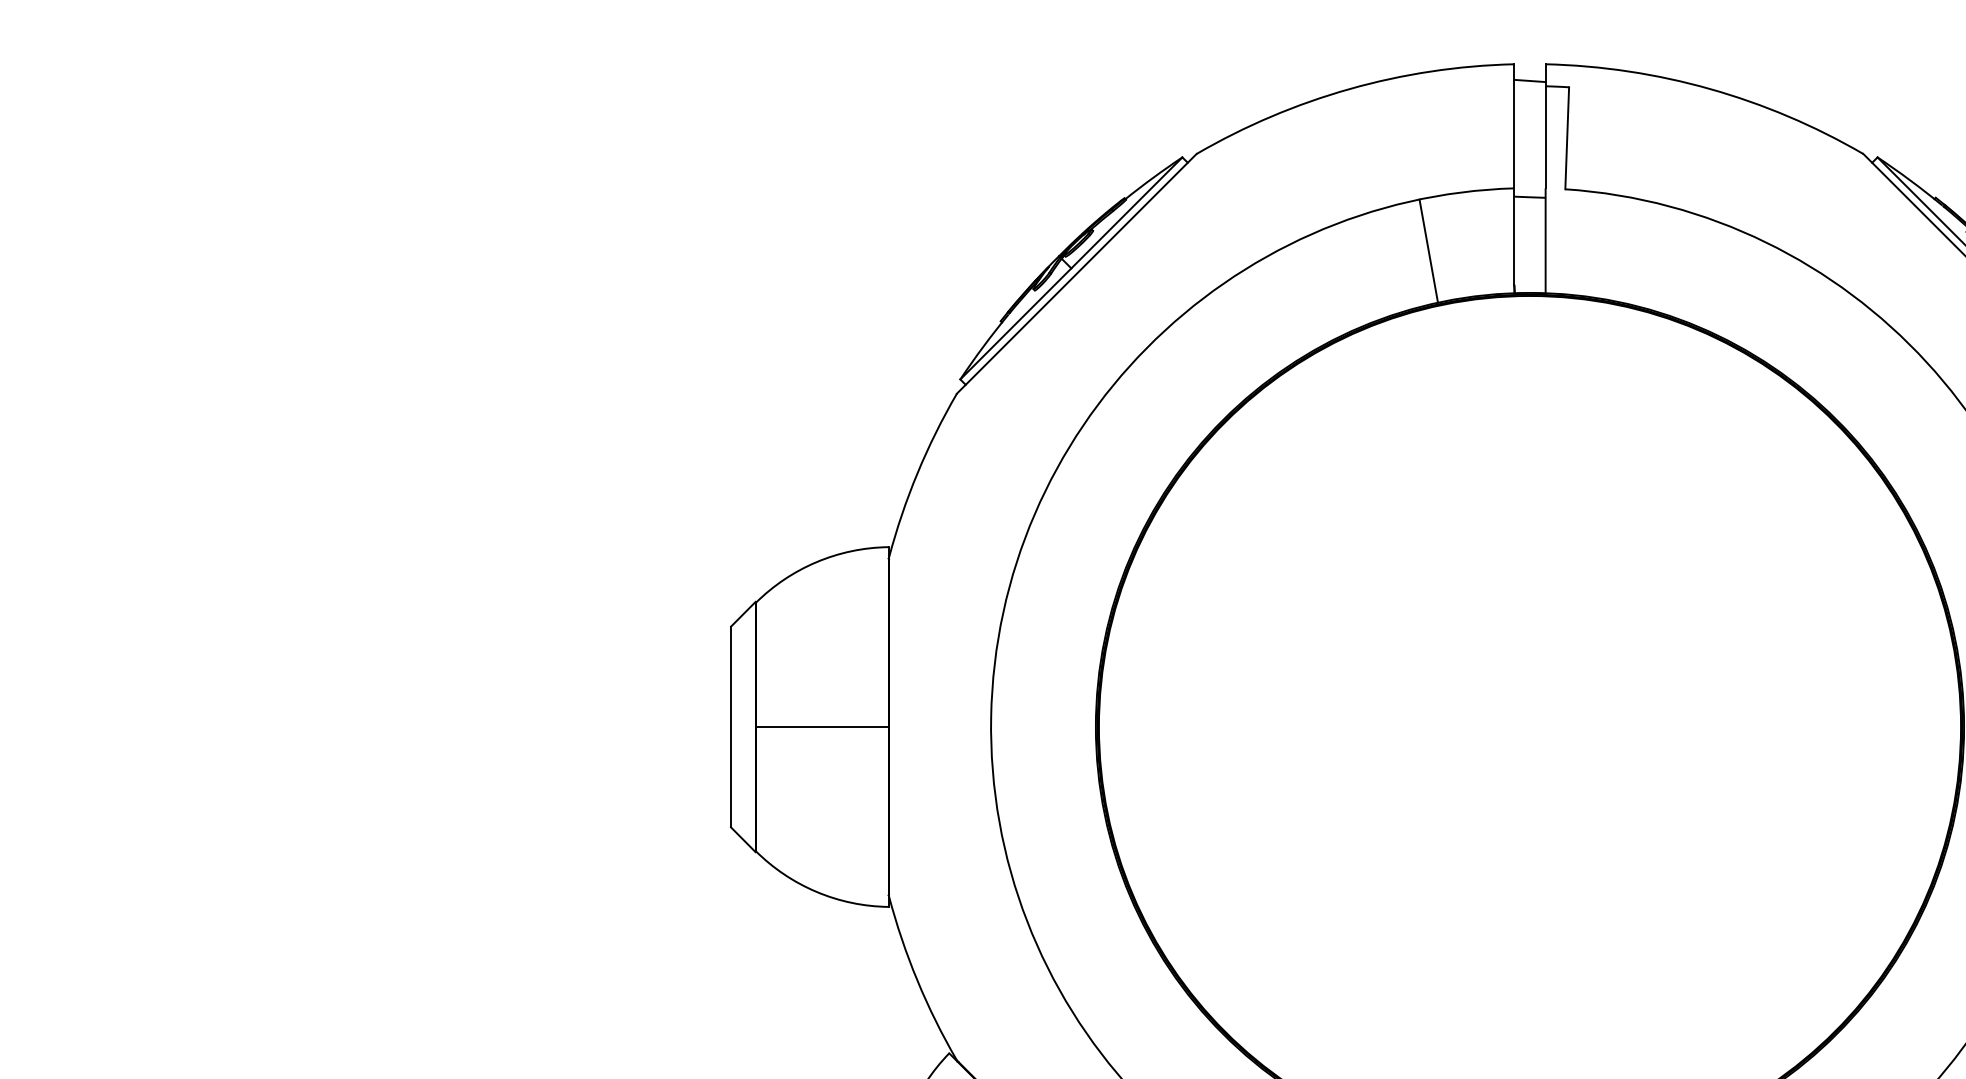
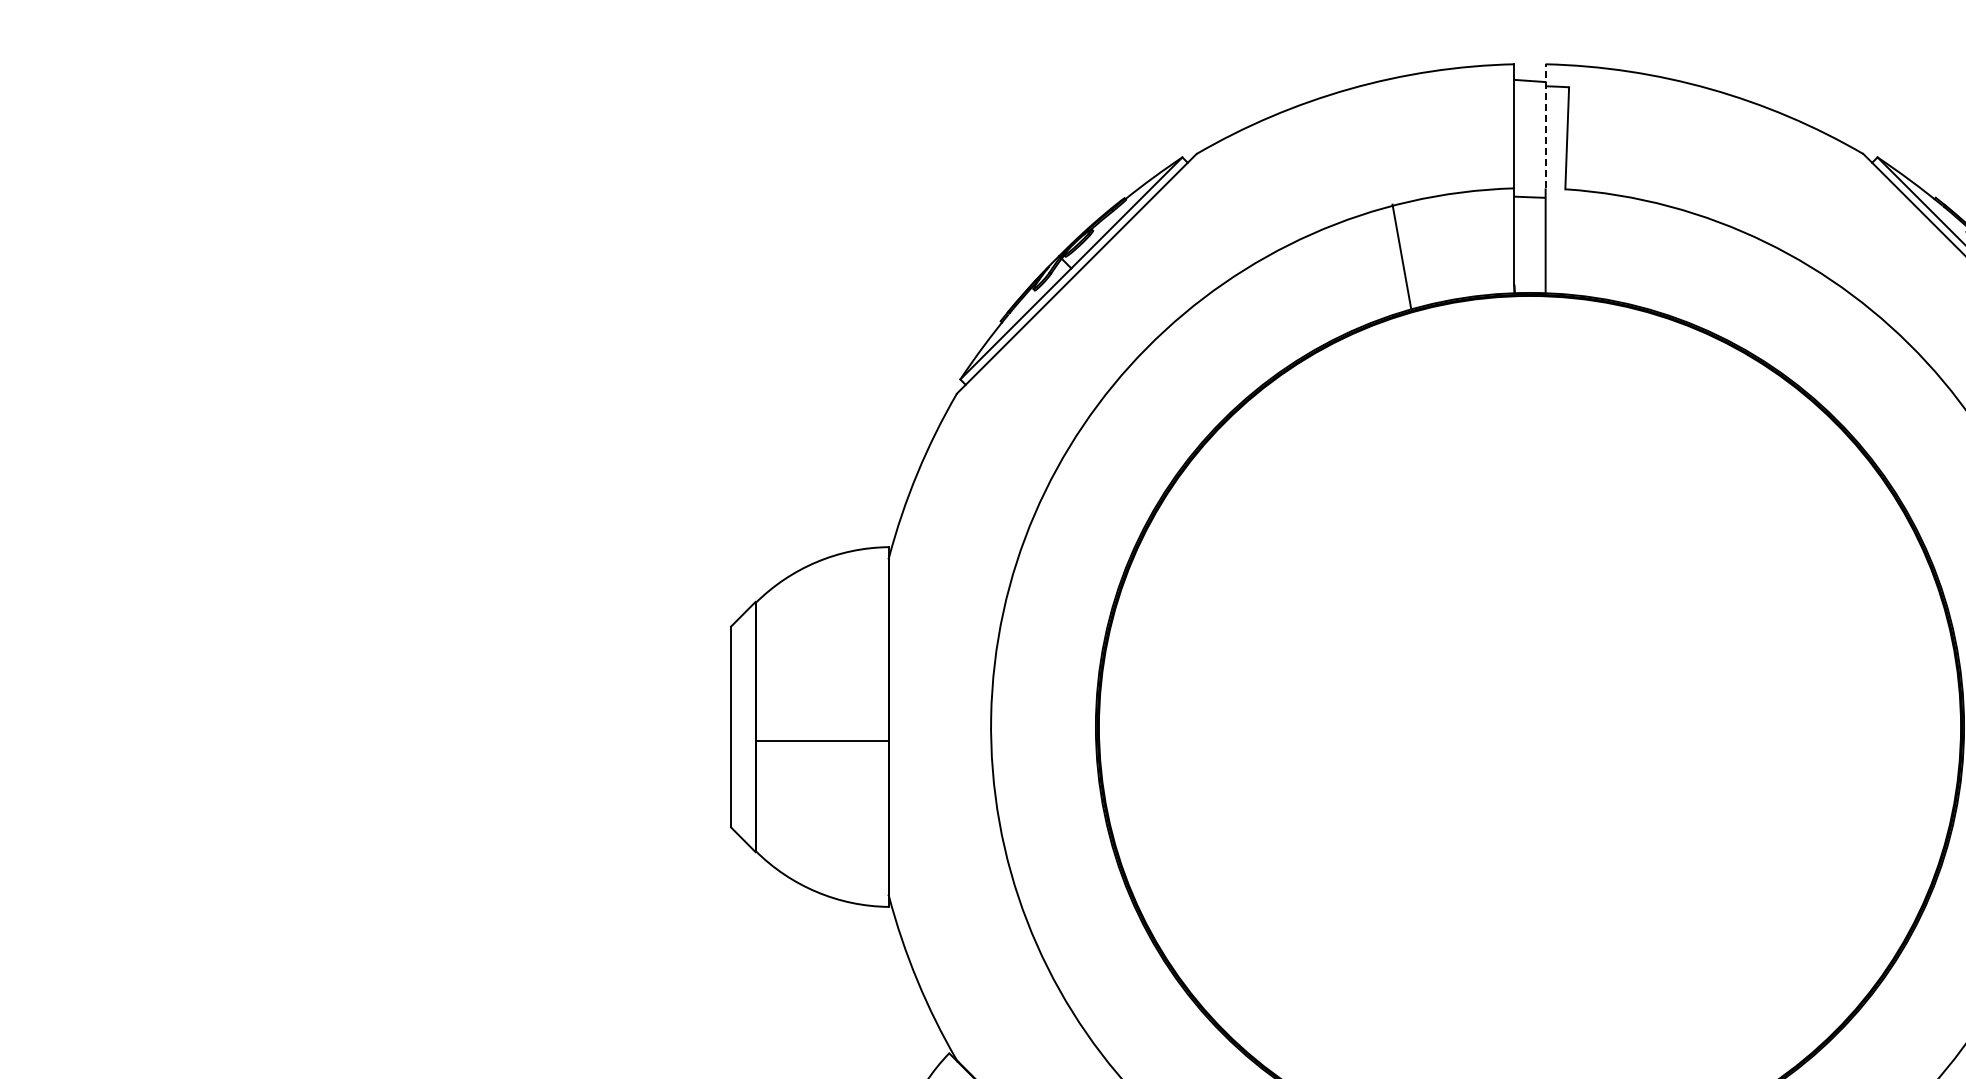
line: solid -> dashed (1545, 125)
line position: (1428, 250) -> (1401, 255) (1401, 255)
line position: (821, 727) -> (821, 741) (821, 741)
